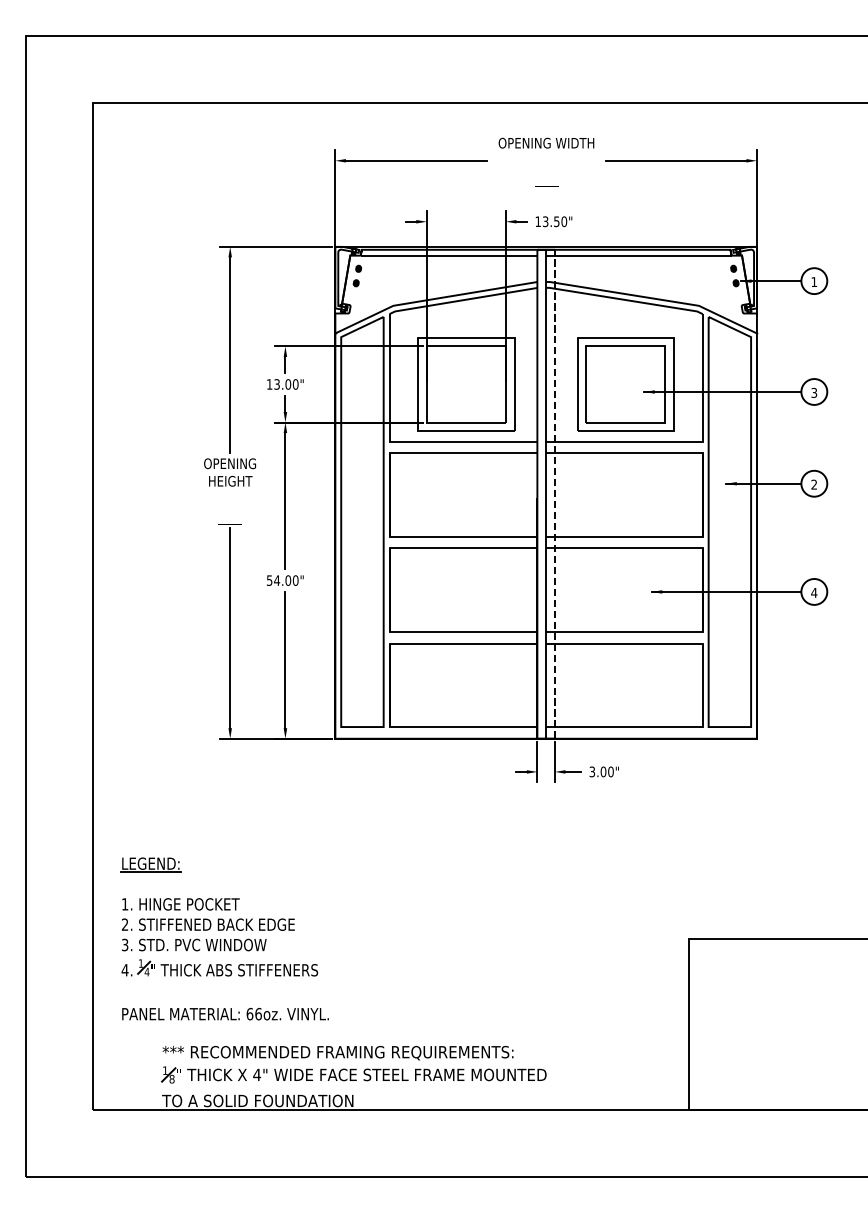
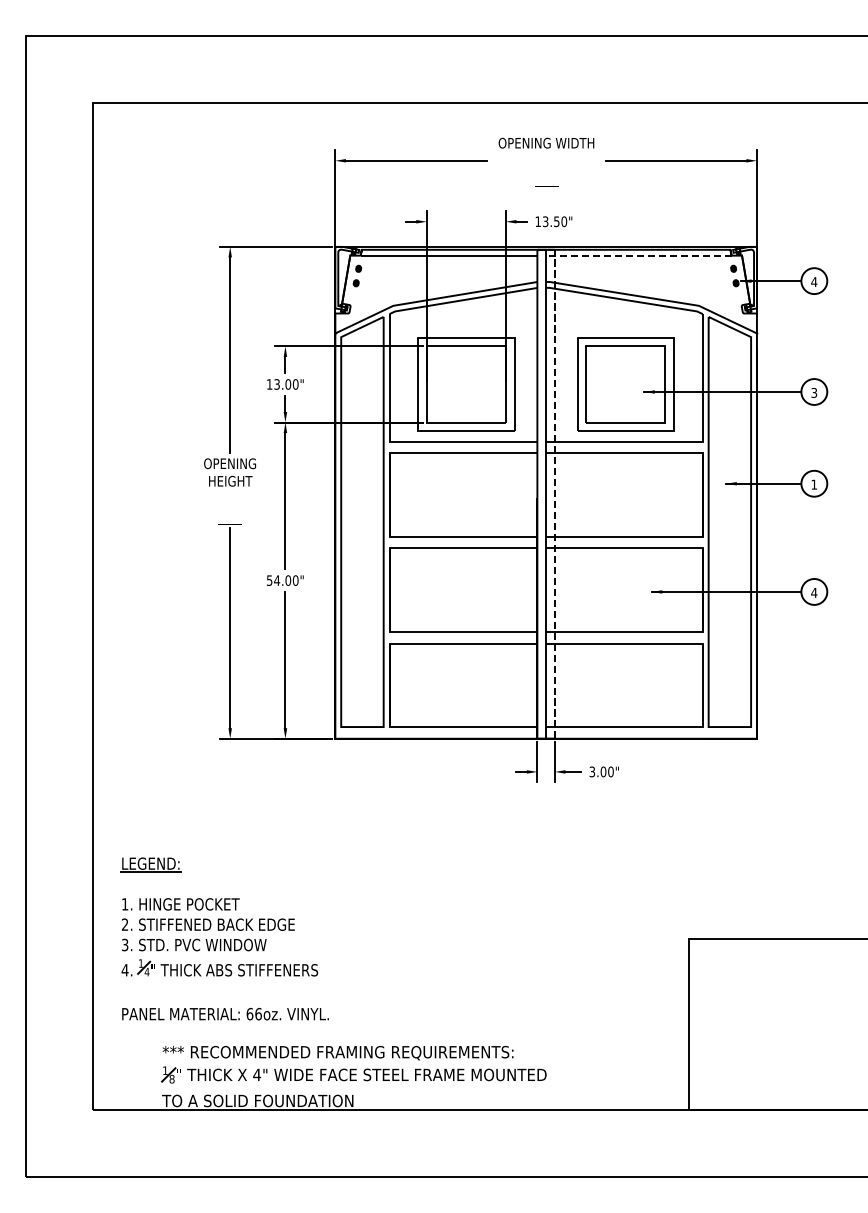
line: solid -> dashed (638, 255)
text: 1 -> 4 (814, 281)
text: 2 -> 1 (813, 484)
